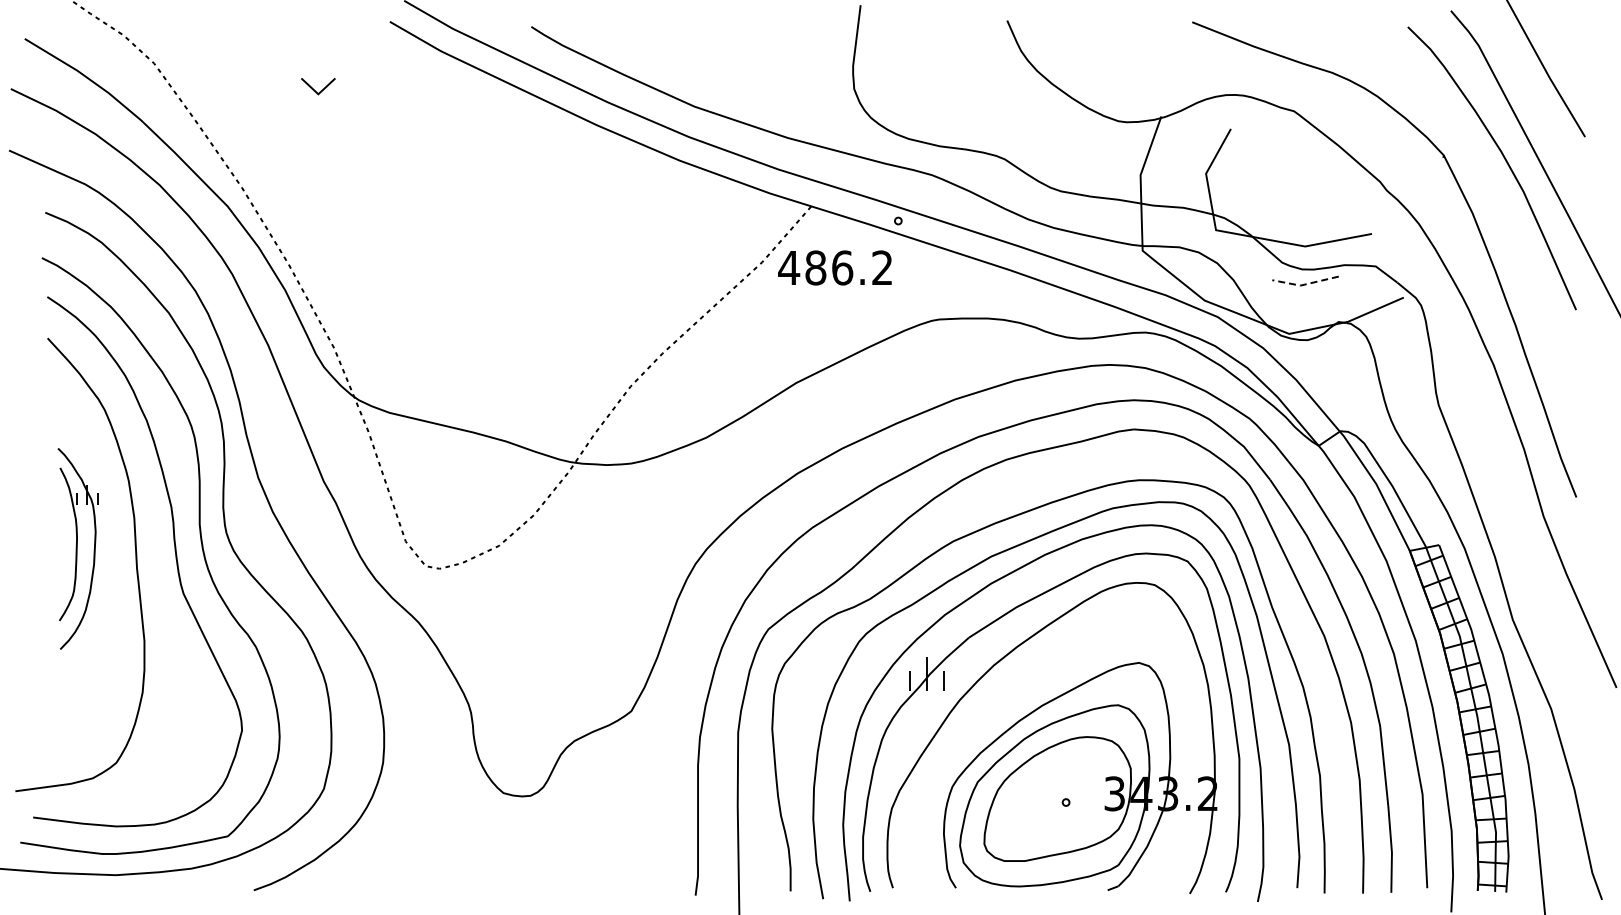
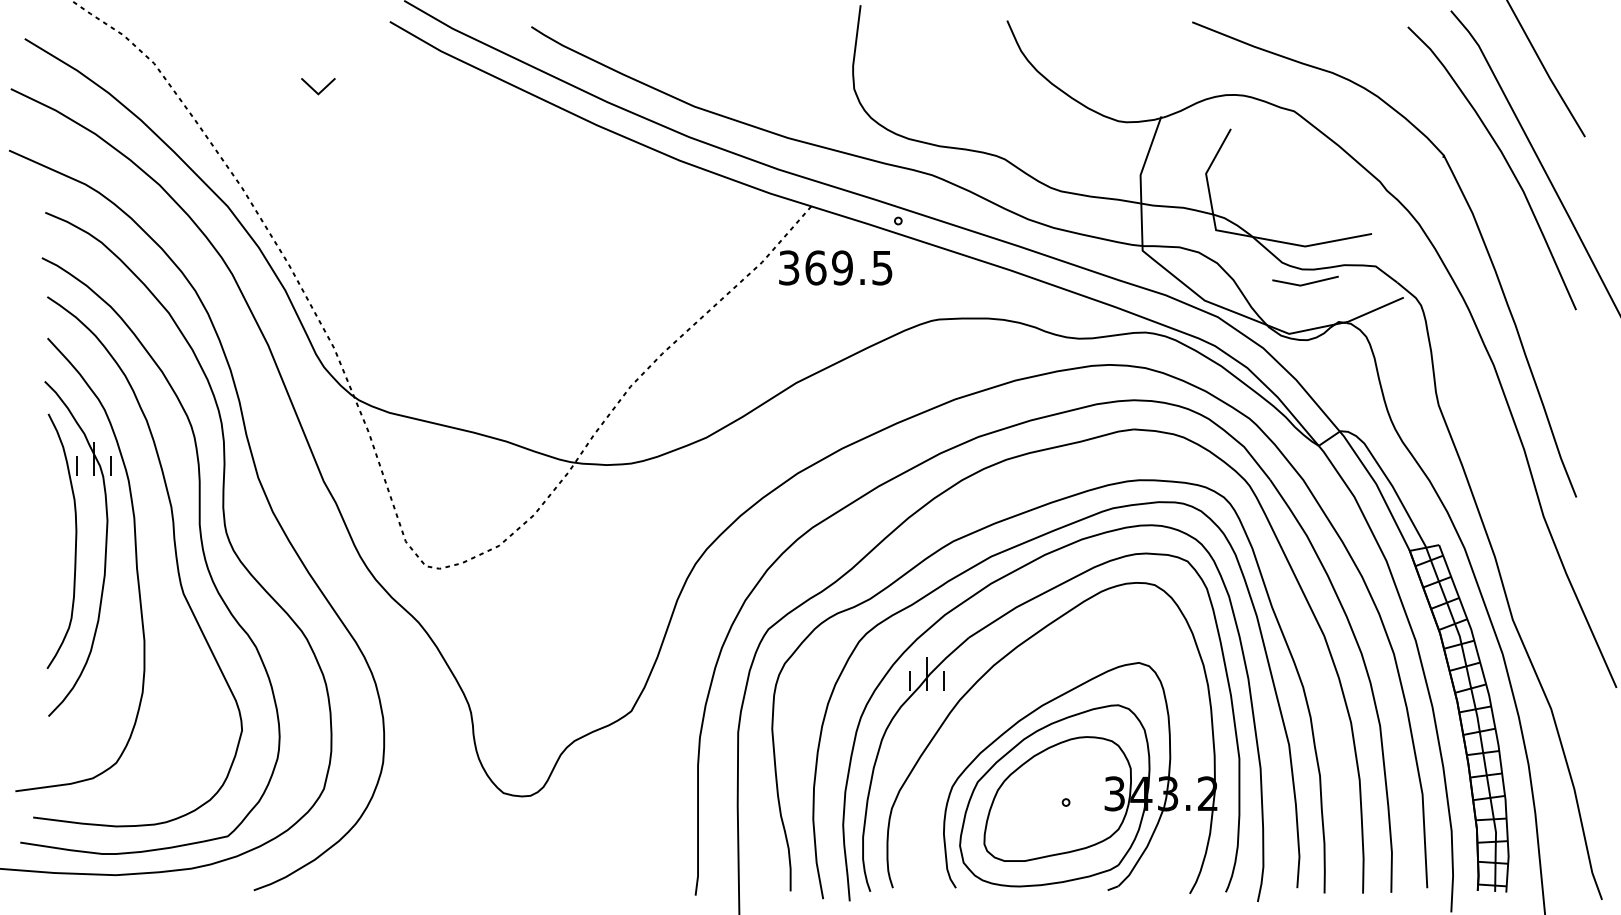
text: 486.2 -> 369.5 (835, 267)
line: dashed -> solid (1305, 284)
part size: 42x202 px -> 68x336 px (77, 548)
